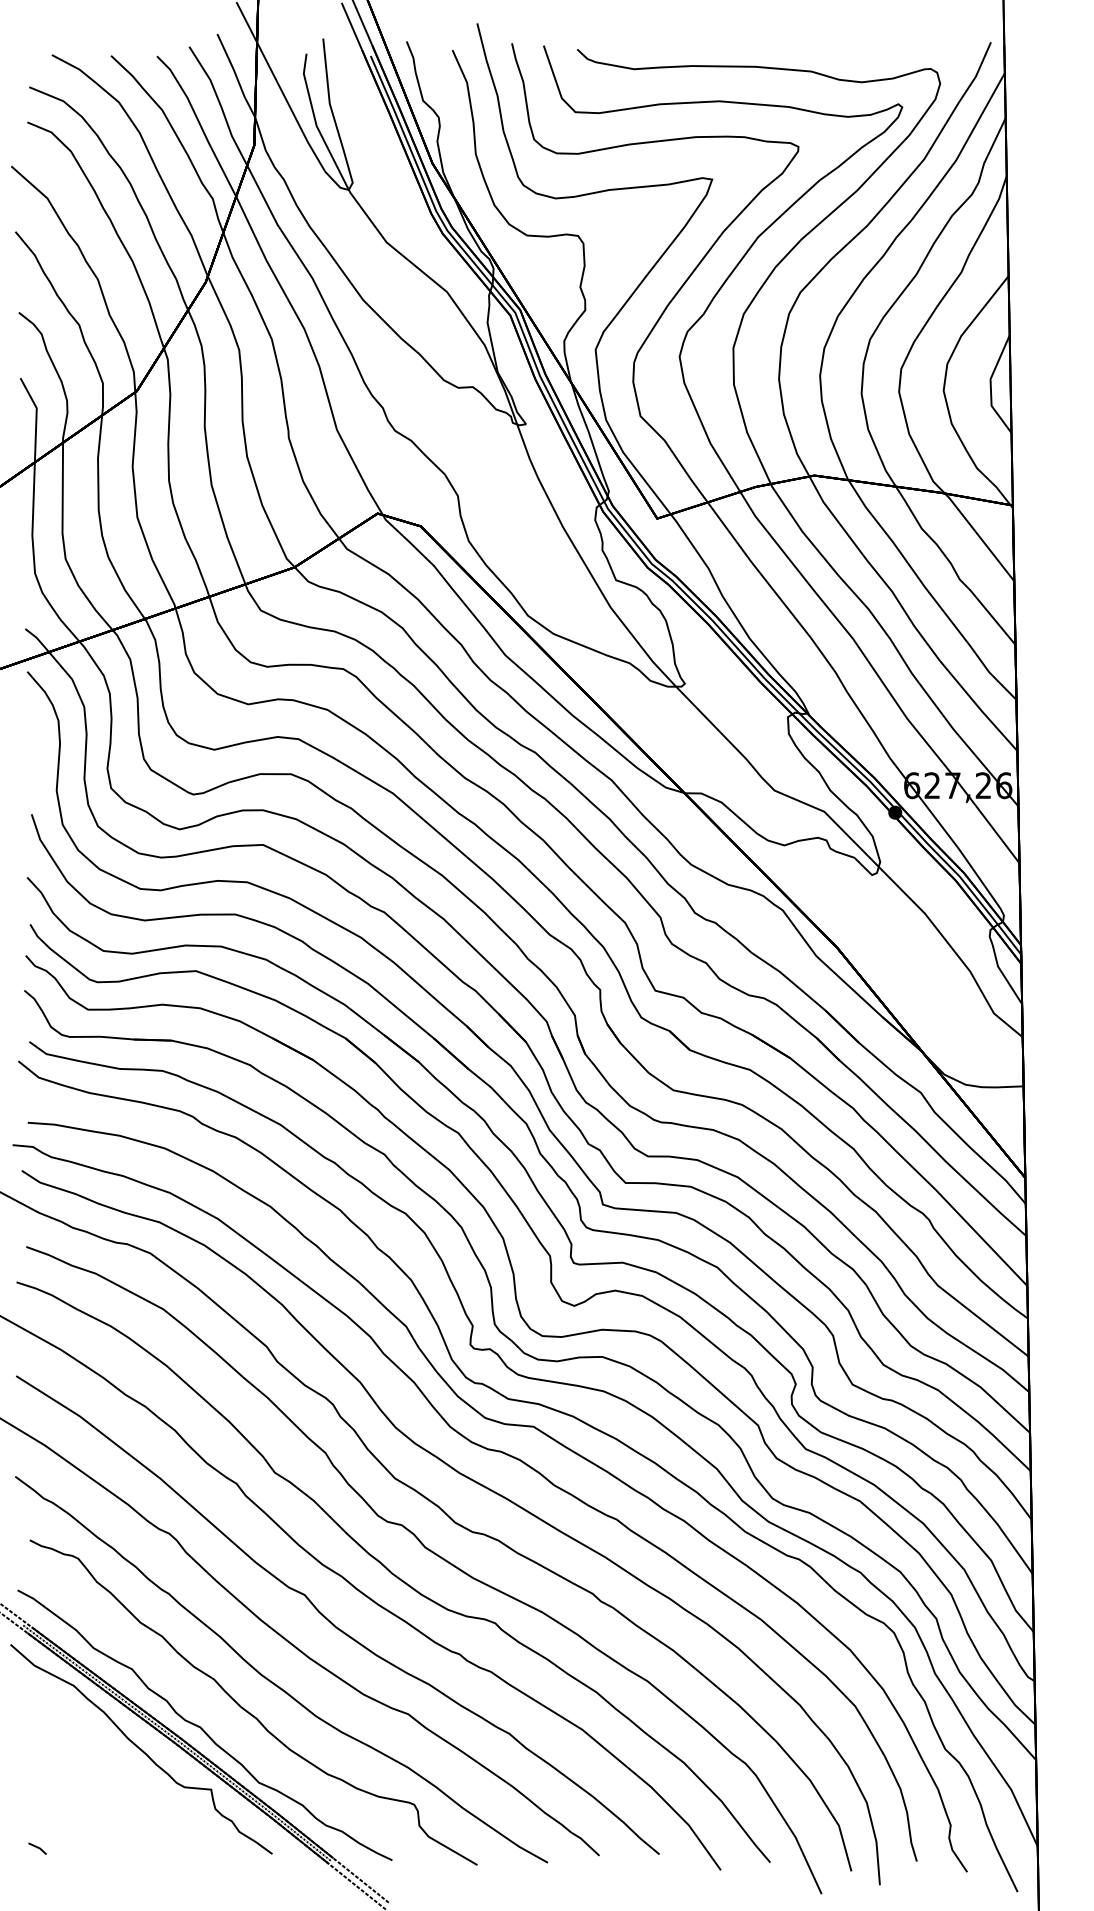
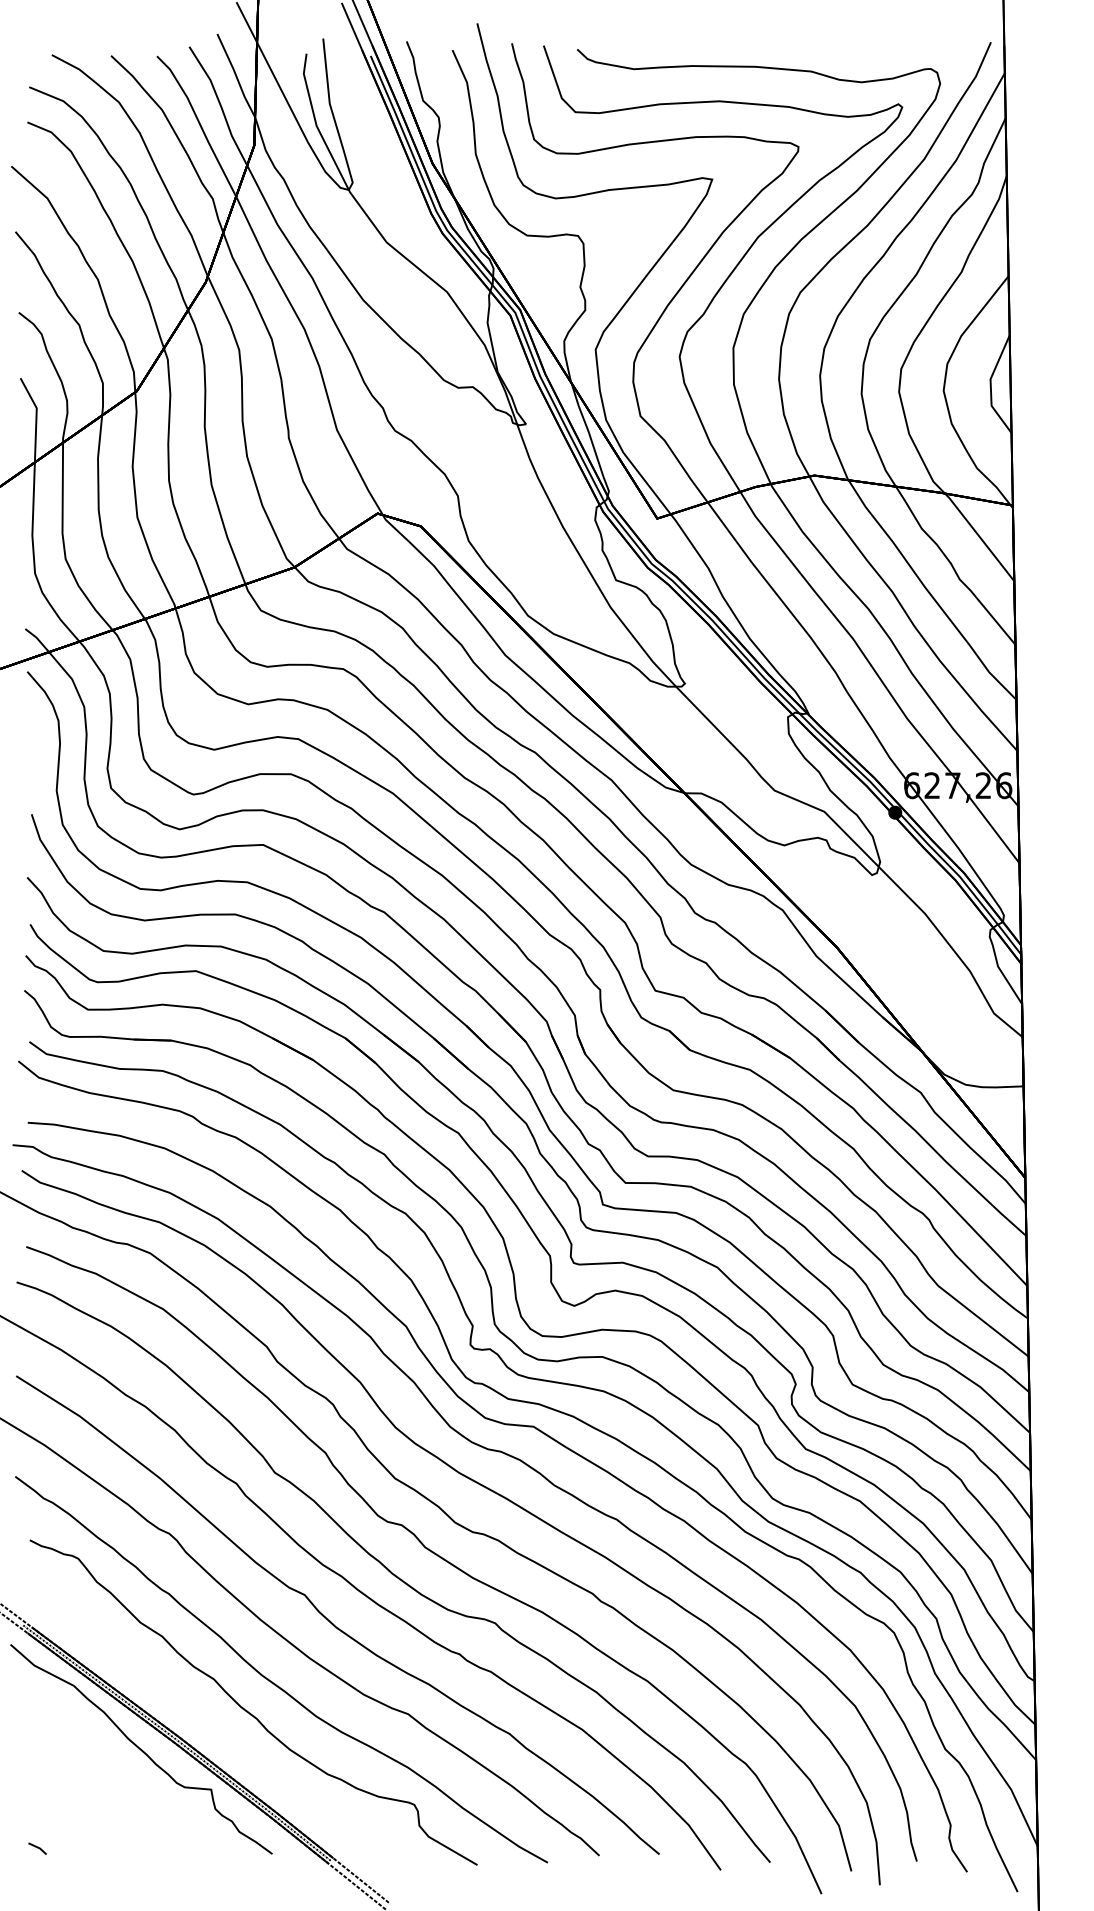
curve: present -> none (201, 1727)
